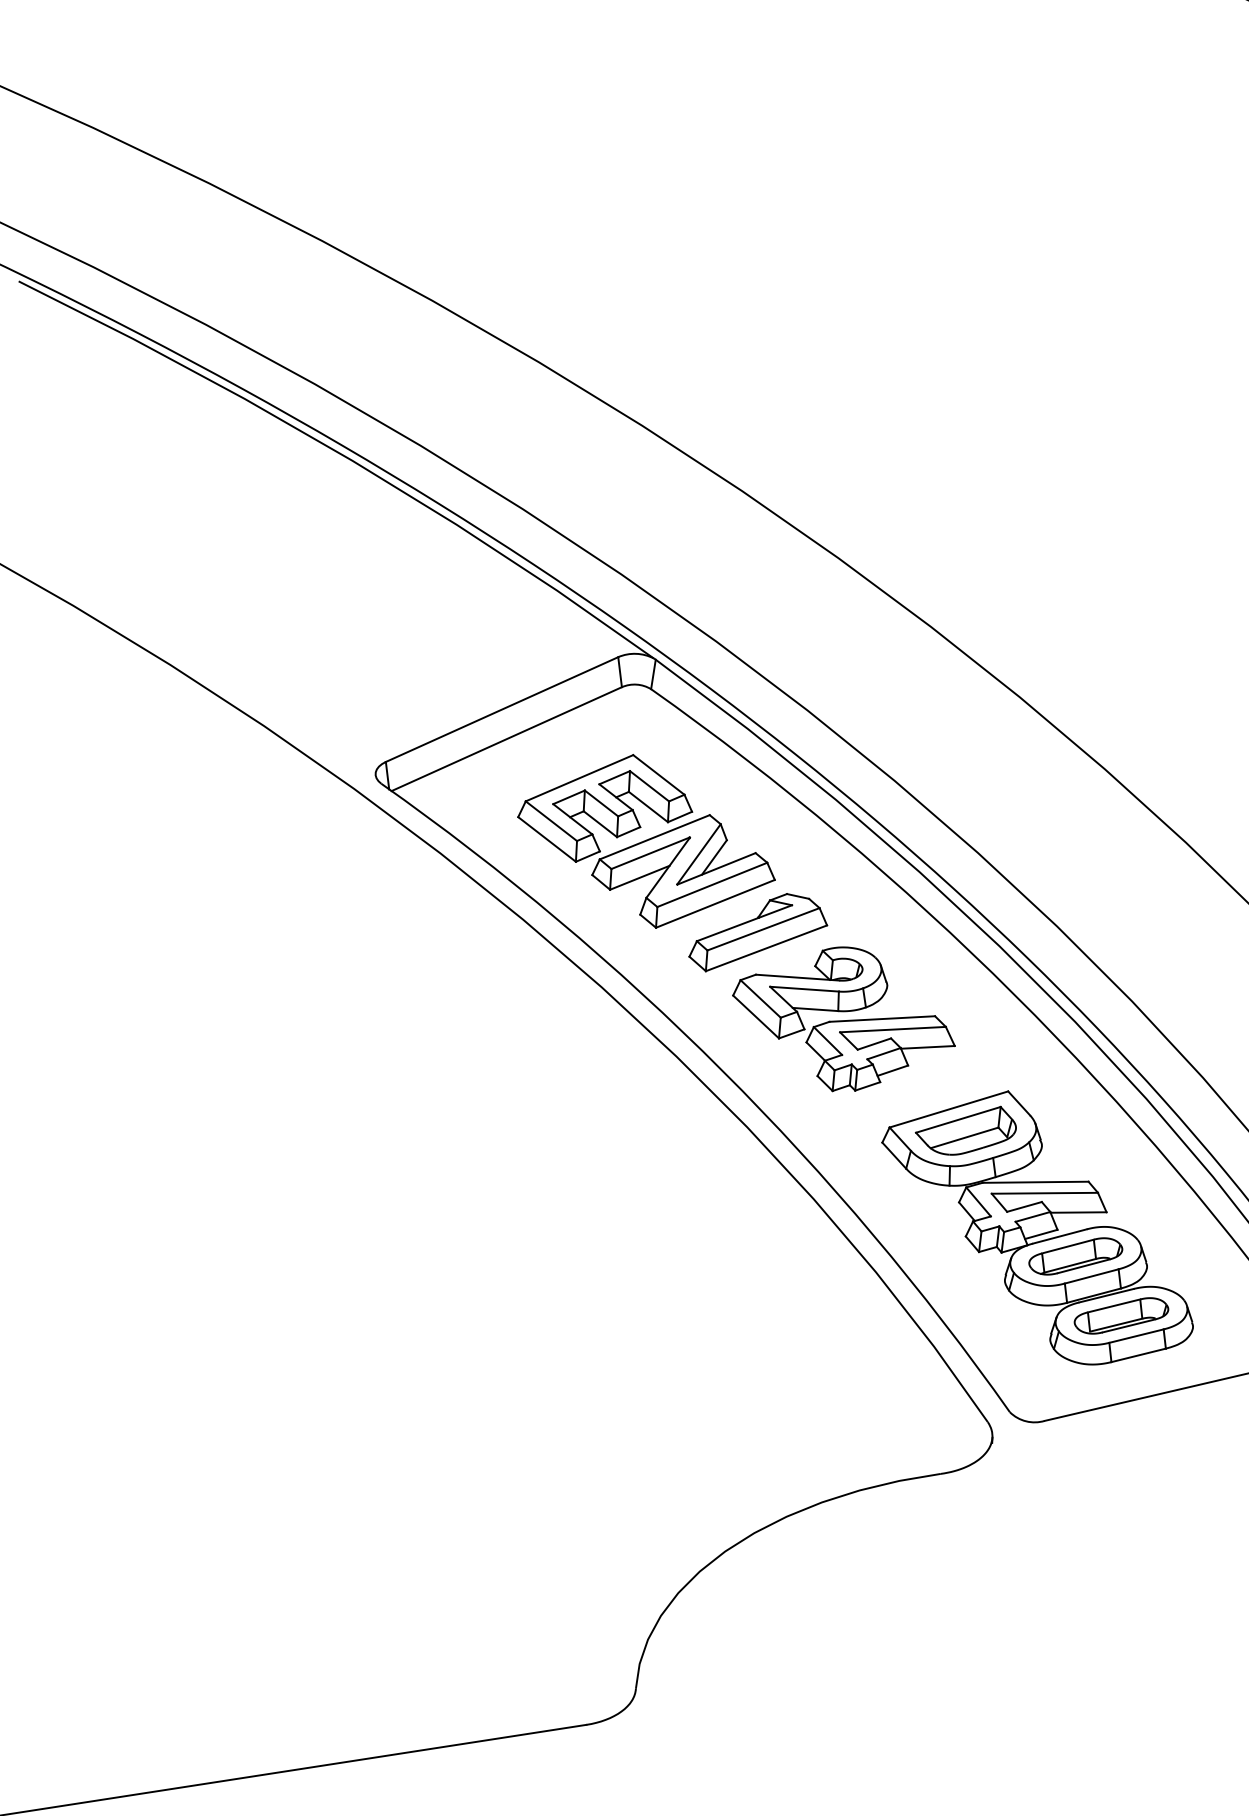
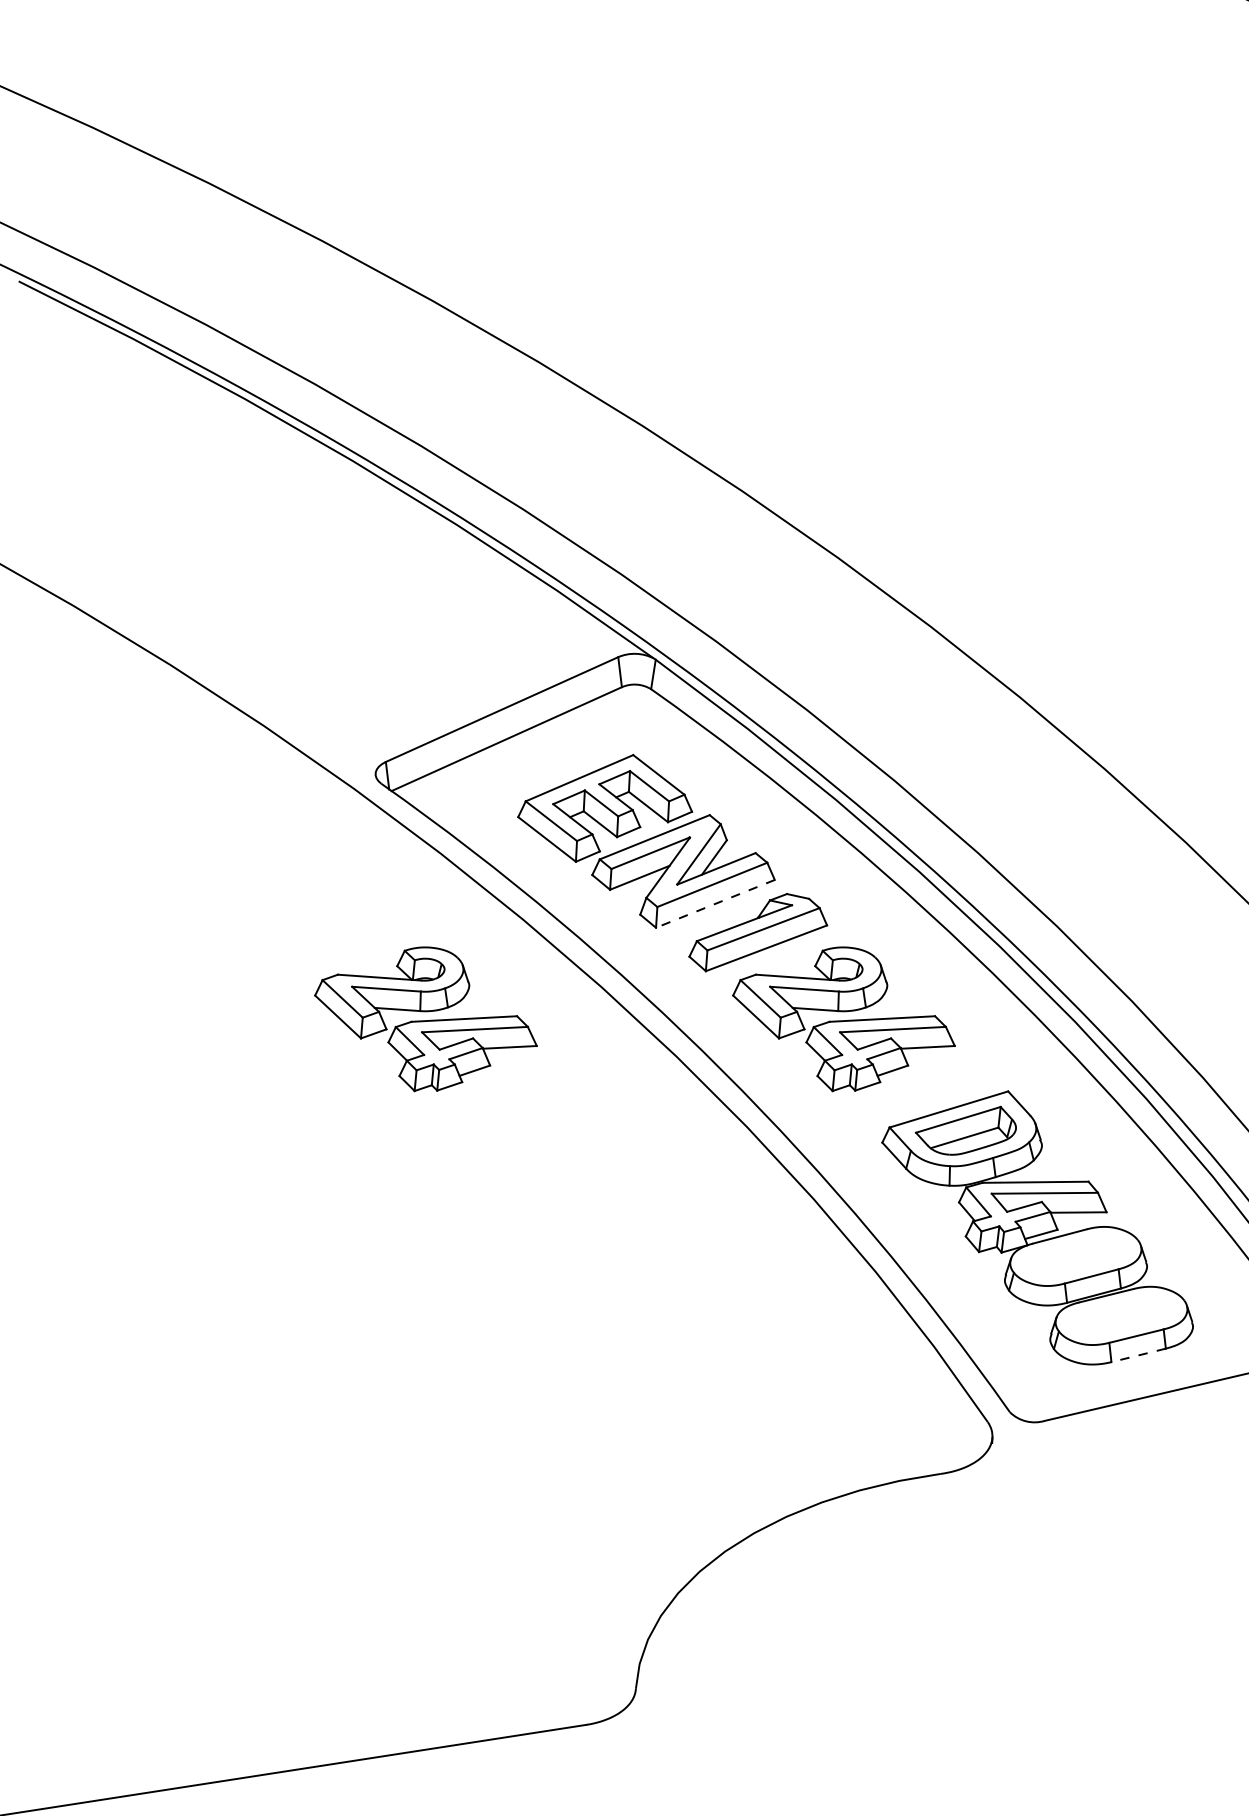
line: solid -> dashed (714, 904)
part: none -> present (425, 1019)
part: present -> none (1075, 1256)
part: present -> none (1121, 1315)
line: solid -> dashed (1138, 1355)
